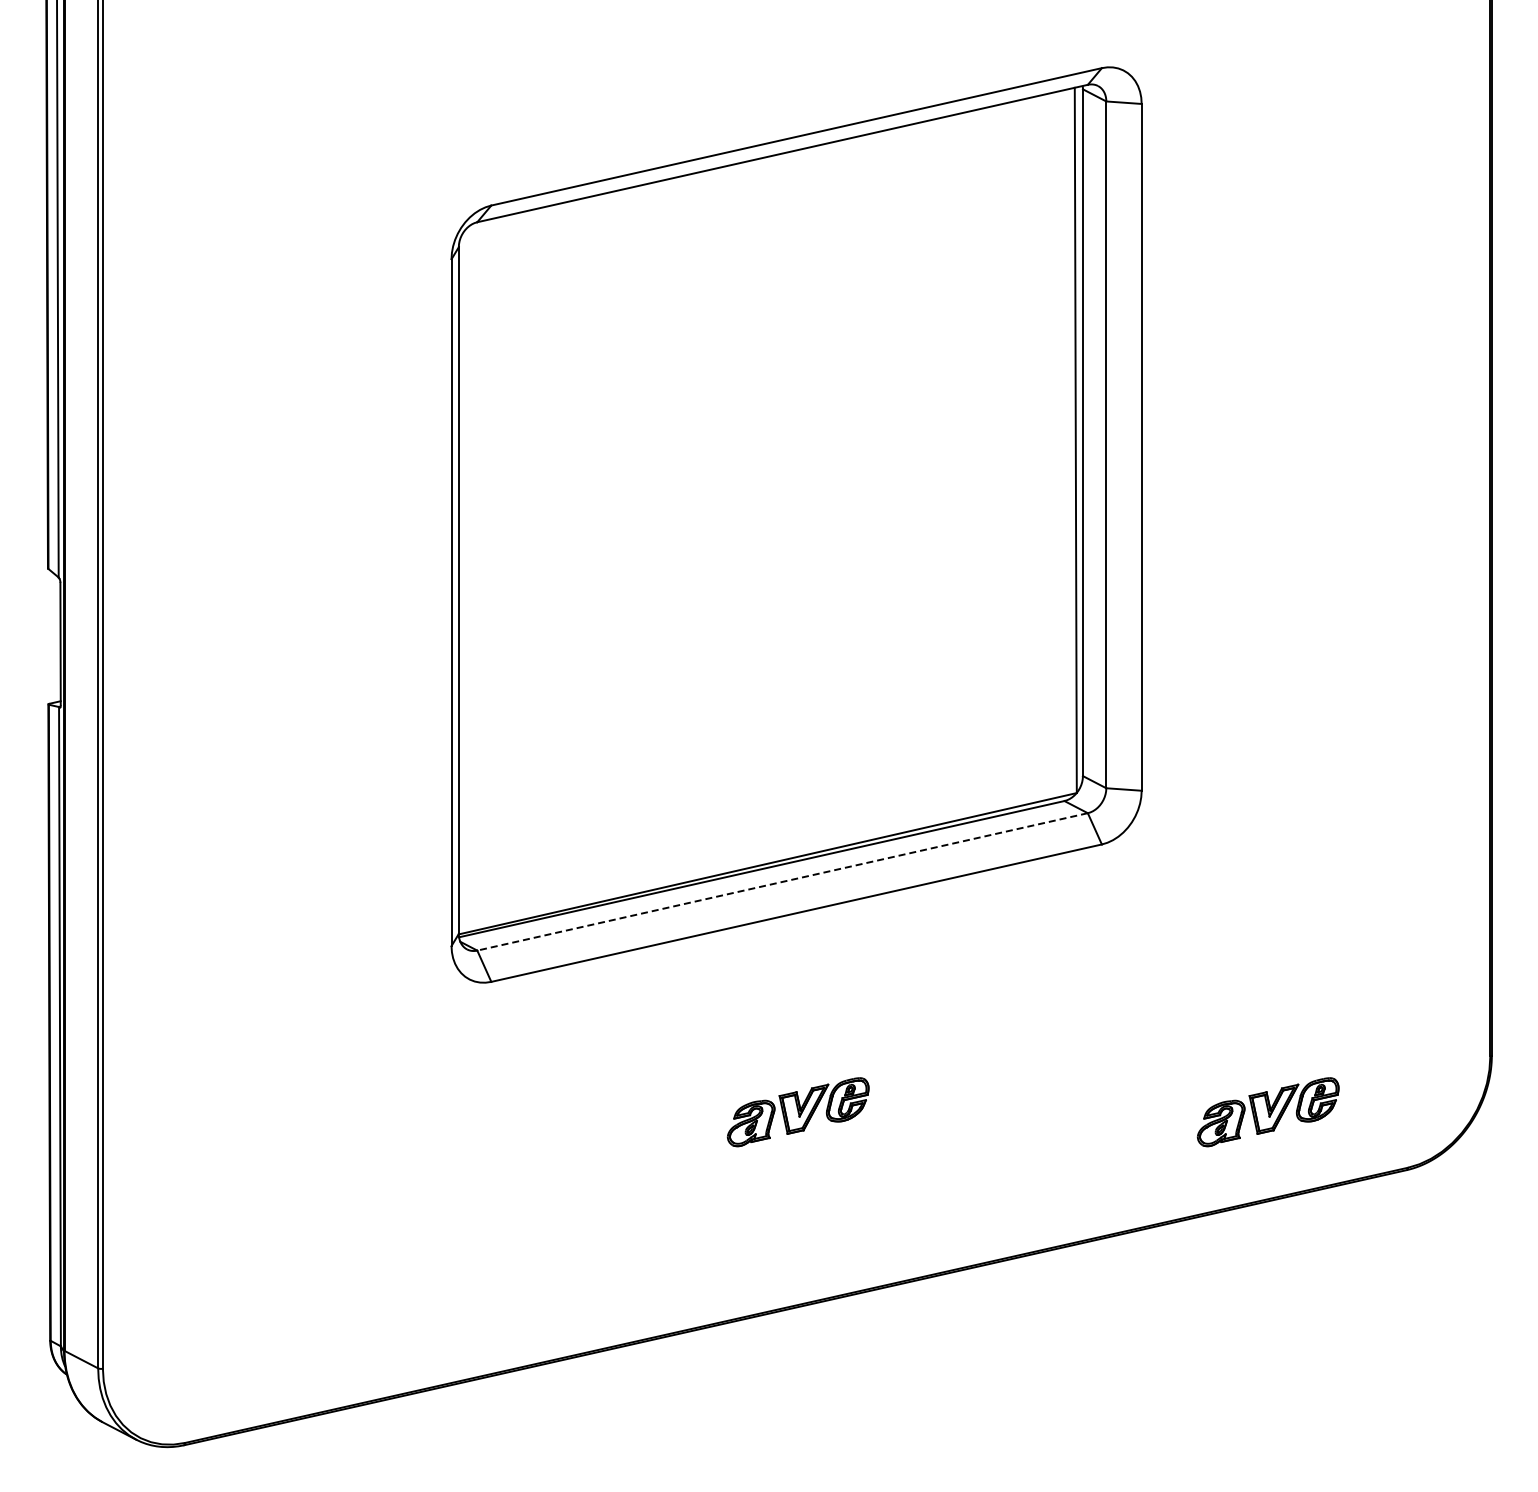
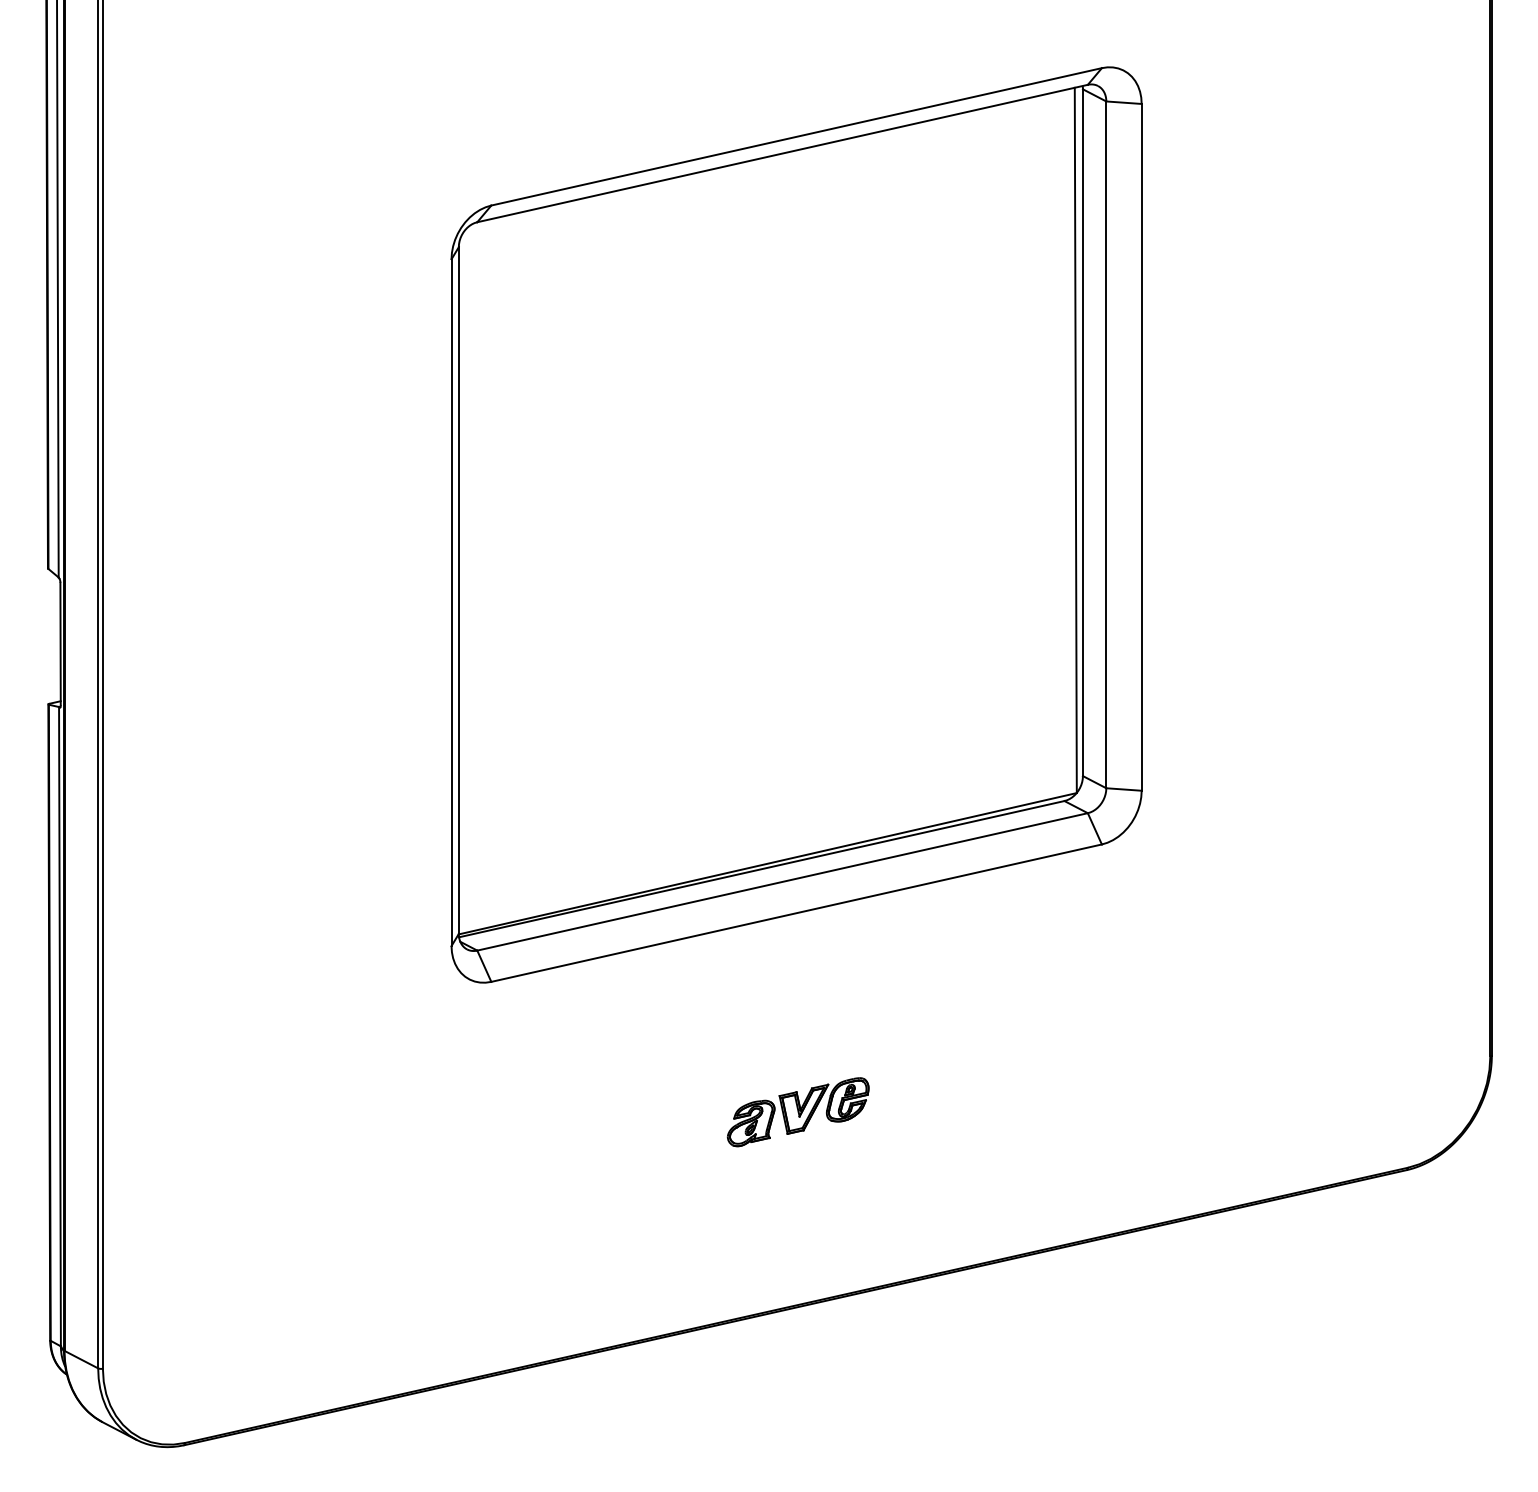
line: dashed -> solid (782, 881)
part: present -> none (1267, 1112)
